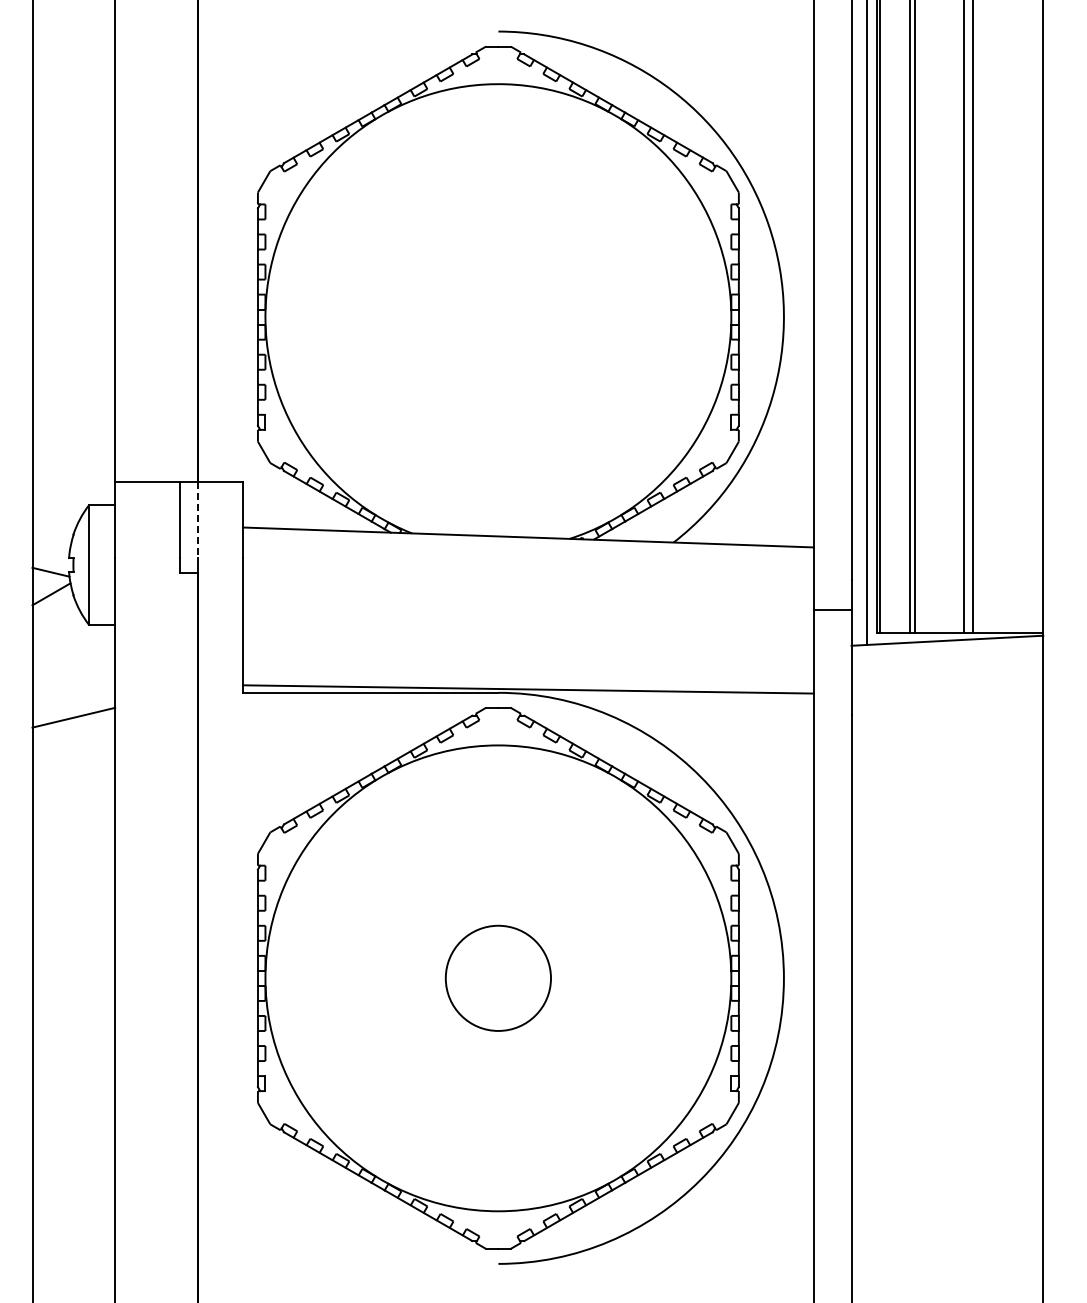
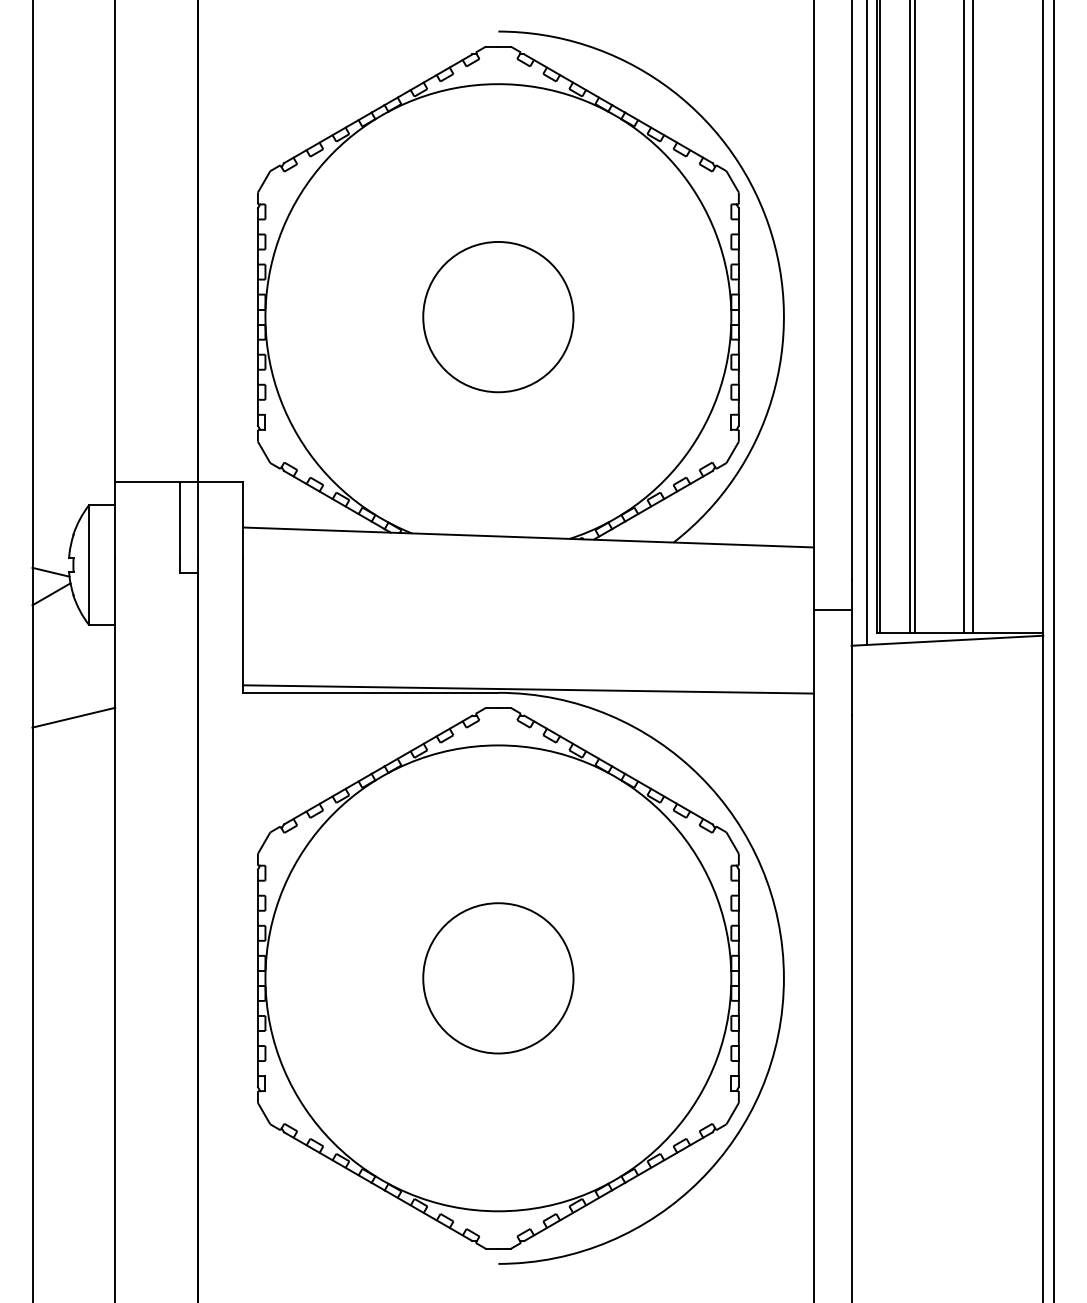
circle: none -> present (498, 317)
line: dashed -> solid (197, 520)
line: none -> present (1054, 650)
circle diameter: 105 px -> 150 px (498, 978)
